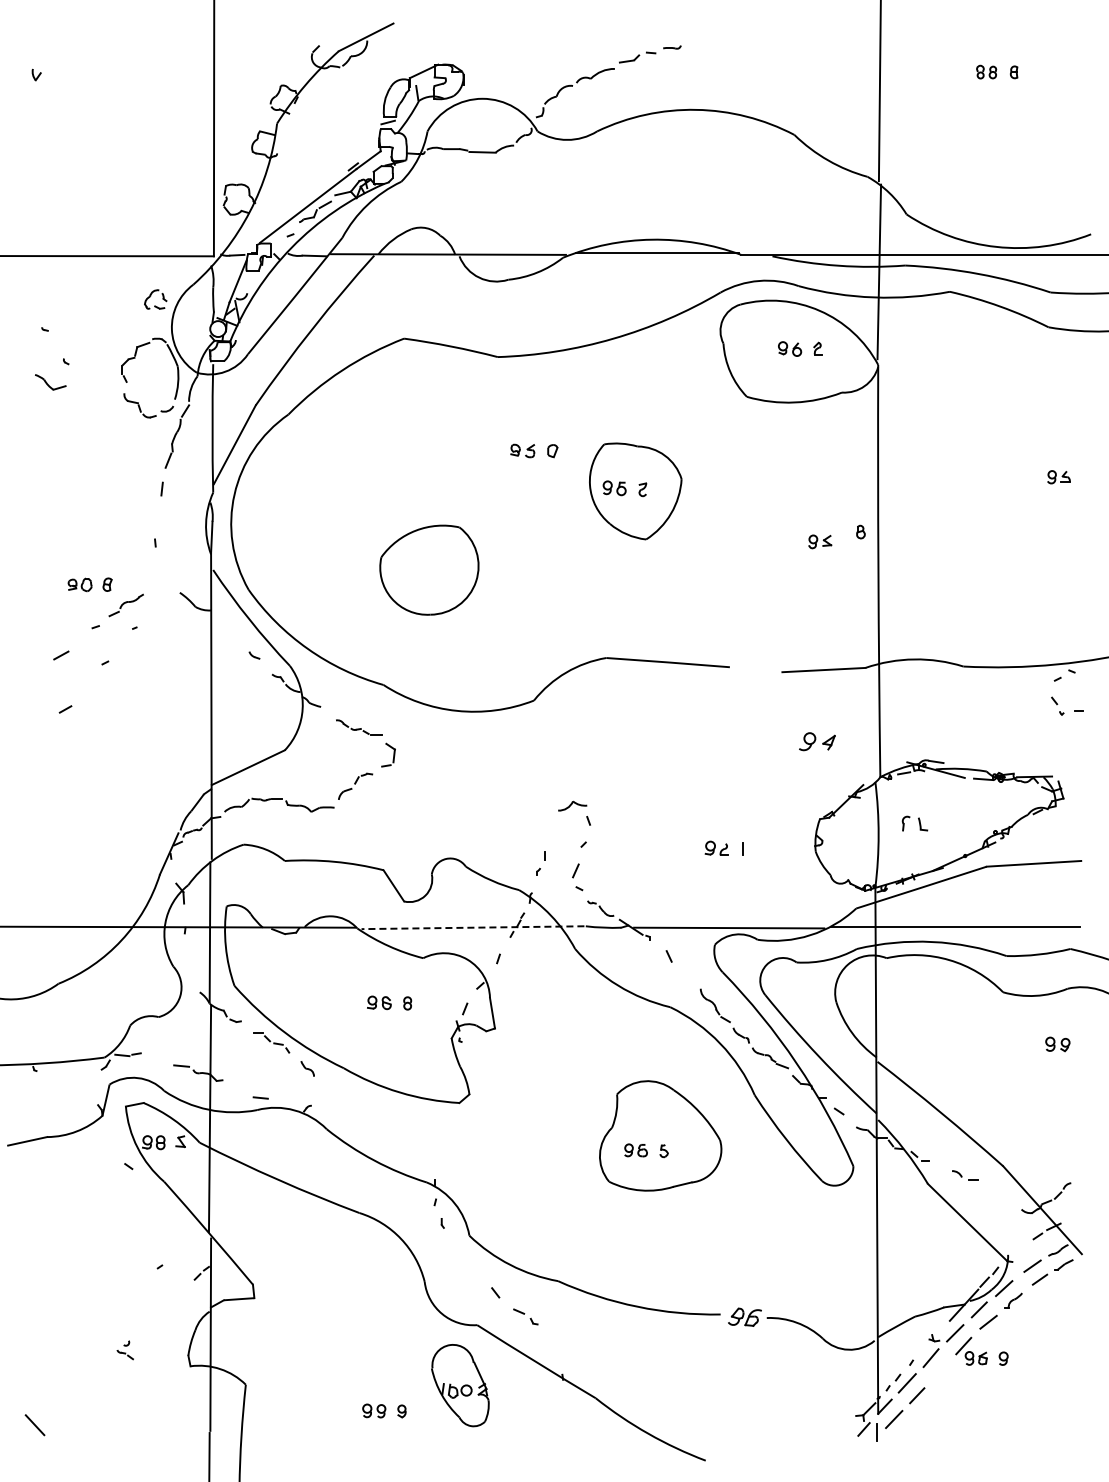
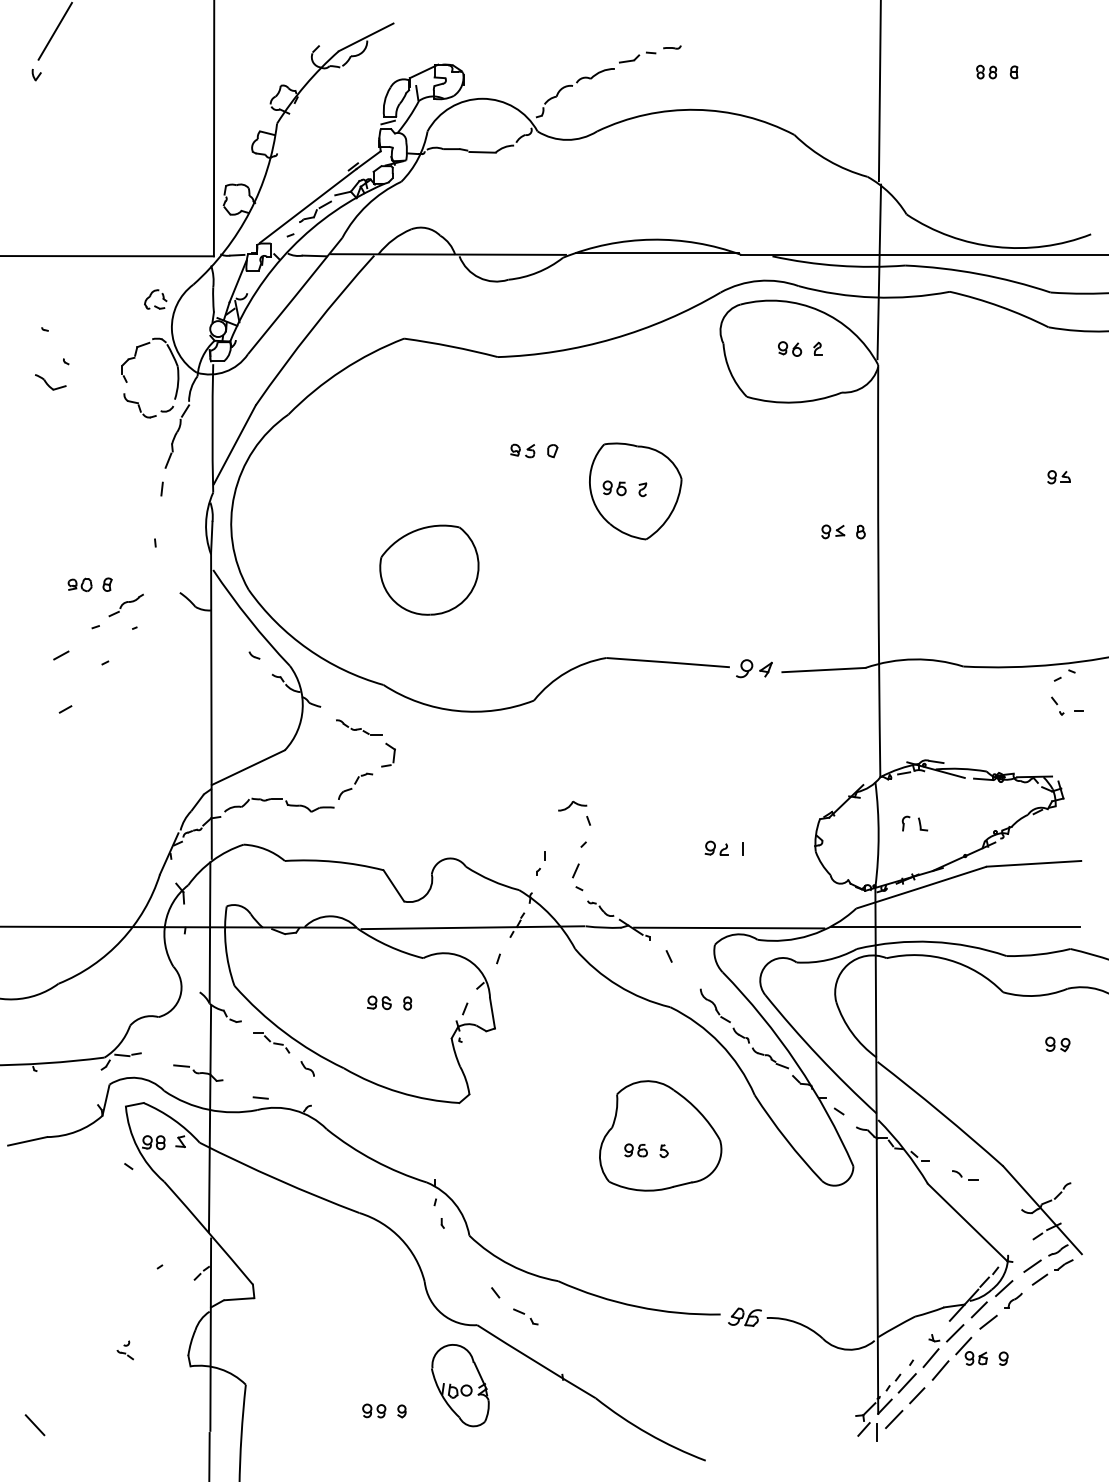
line: none -> present (54, 30)
part position: (820, 541) -> (833, 531) (833, 531)
part position: (817, 741) -> (754, 668) (754, 668)
line: dashed -> solid (472, 927)
line: none -> present (940, 1370)
